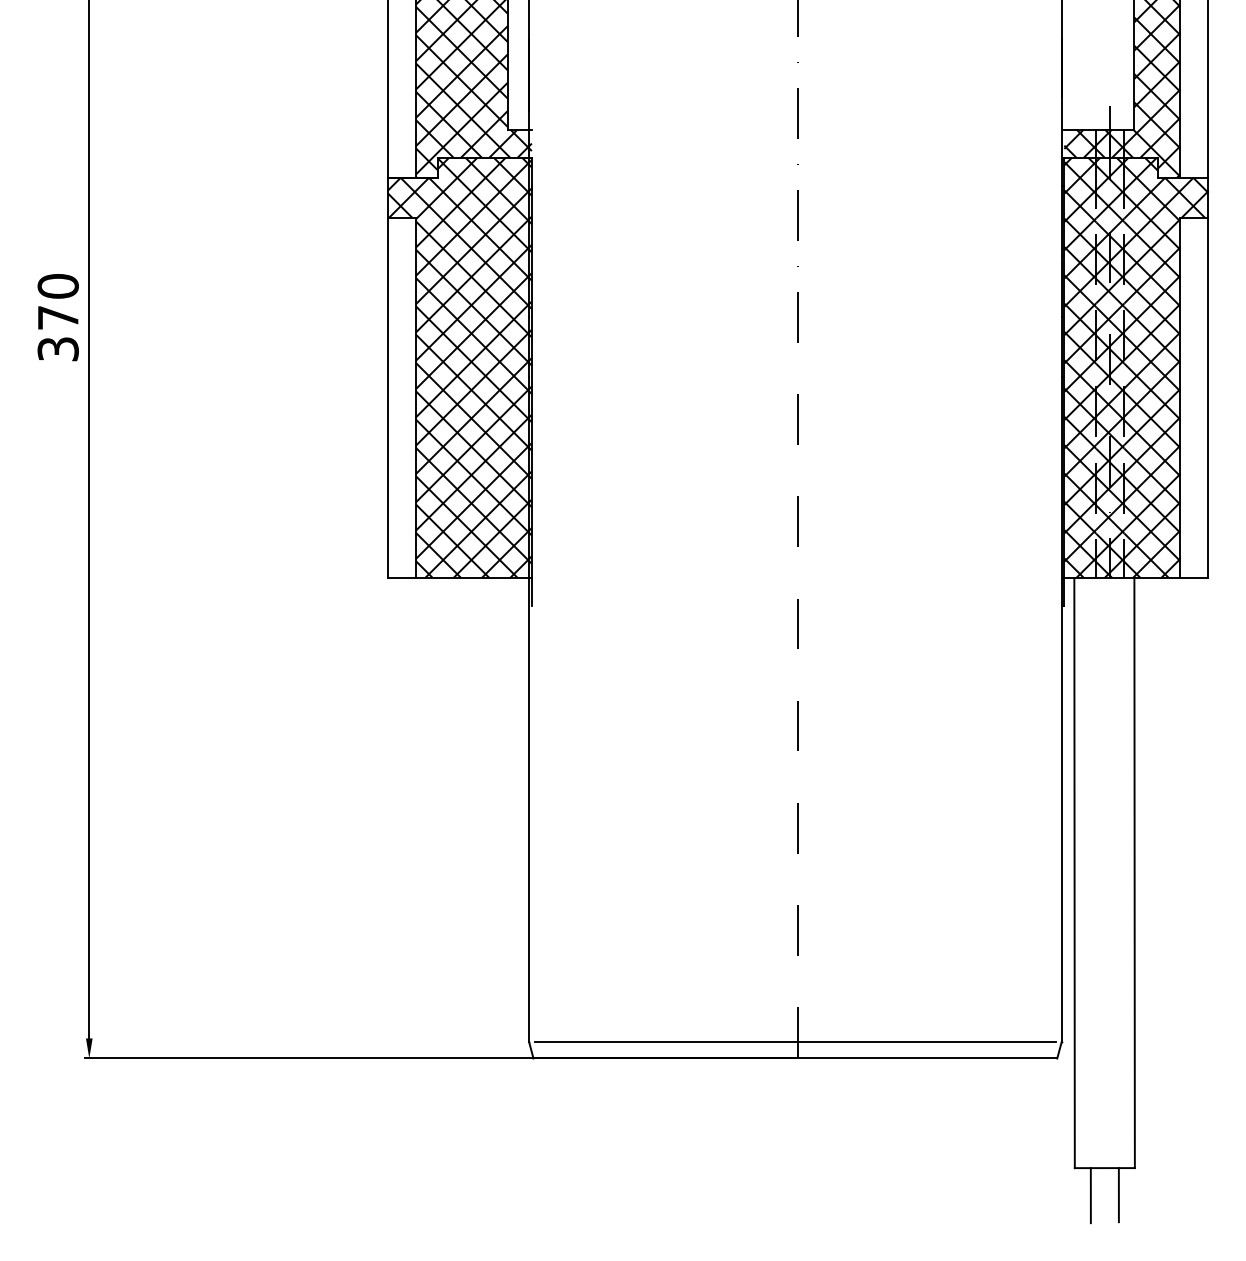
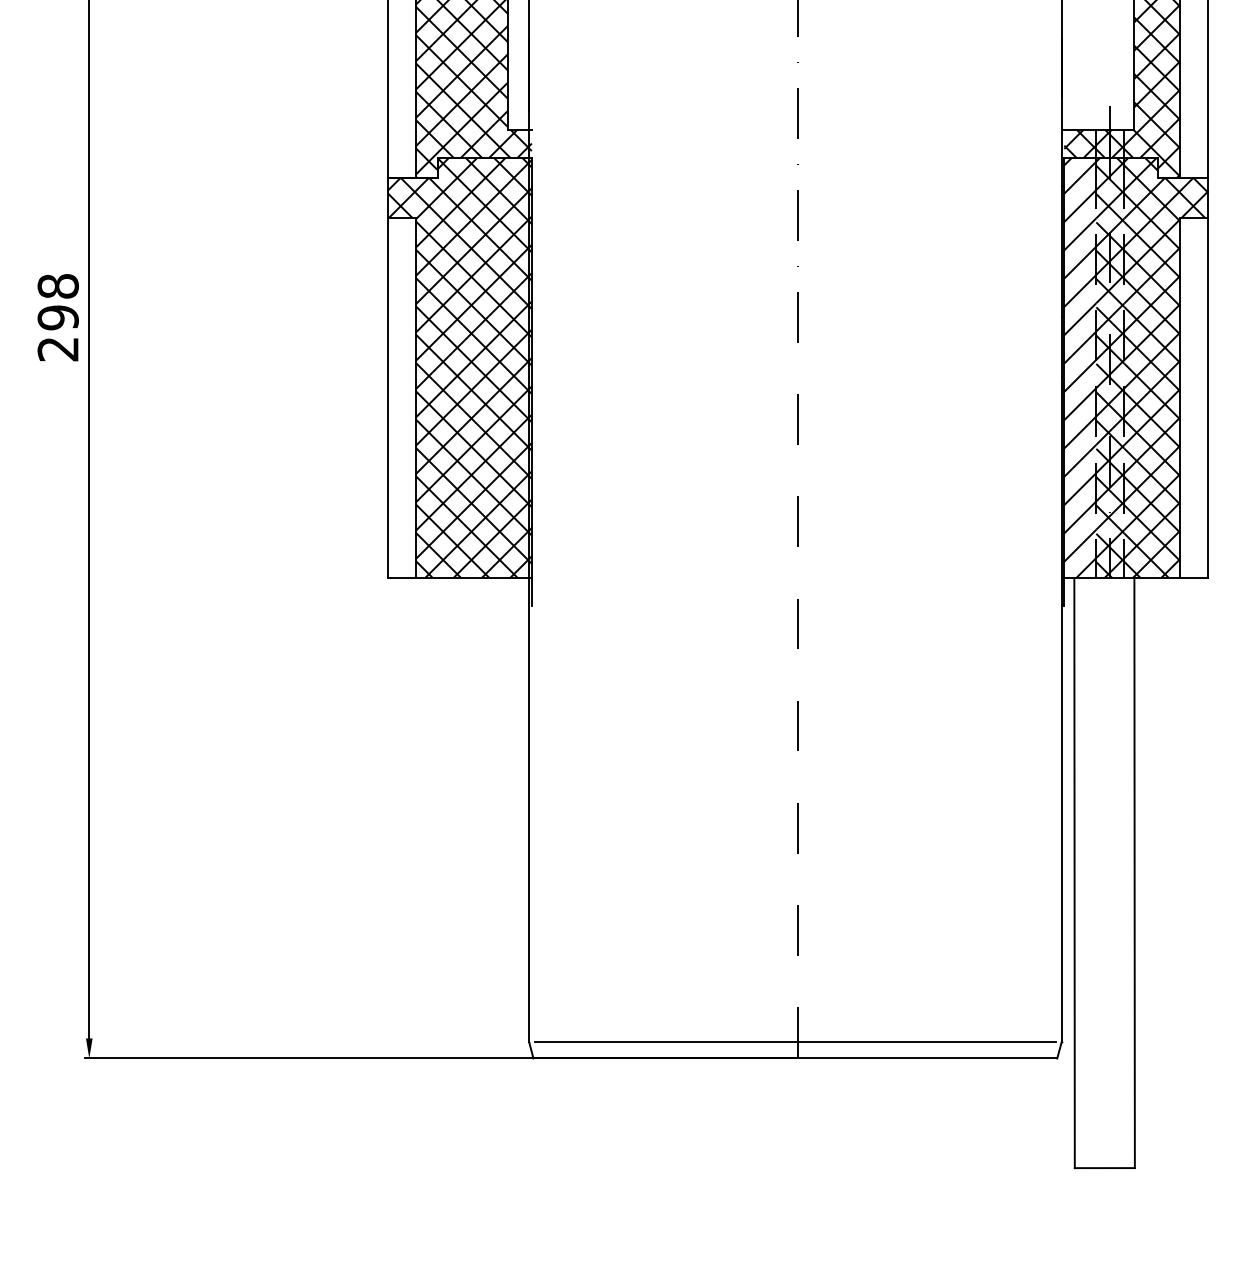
text: 370 -> 298 (57, 317)
hatch: present -> none (1080, 367)
line: present -> none (1090, 1195)
line: present -> none (1118, 1195)
